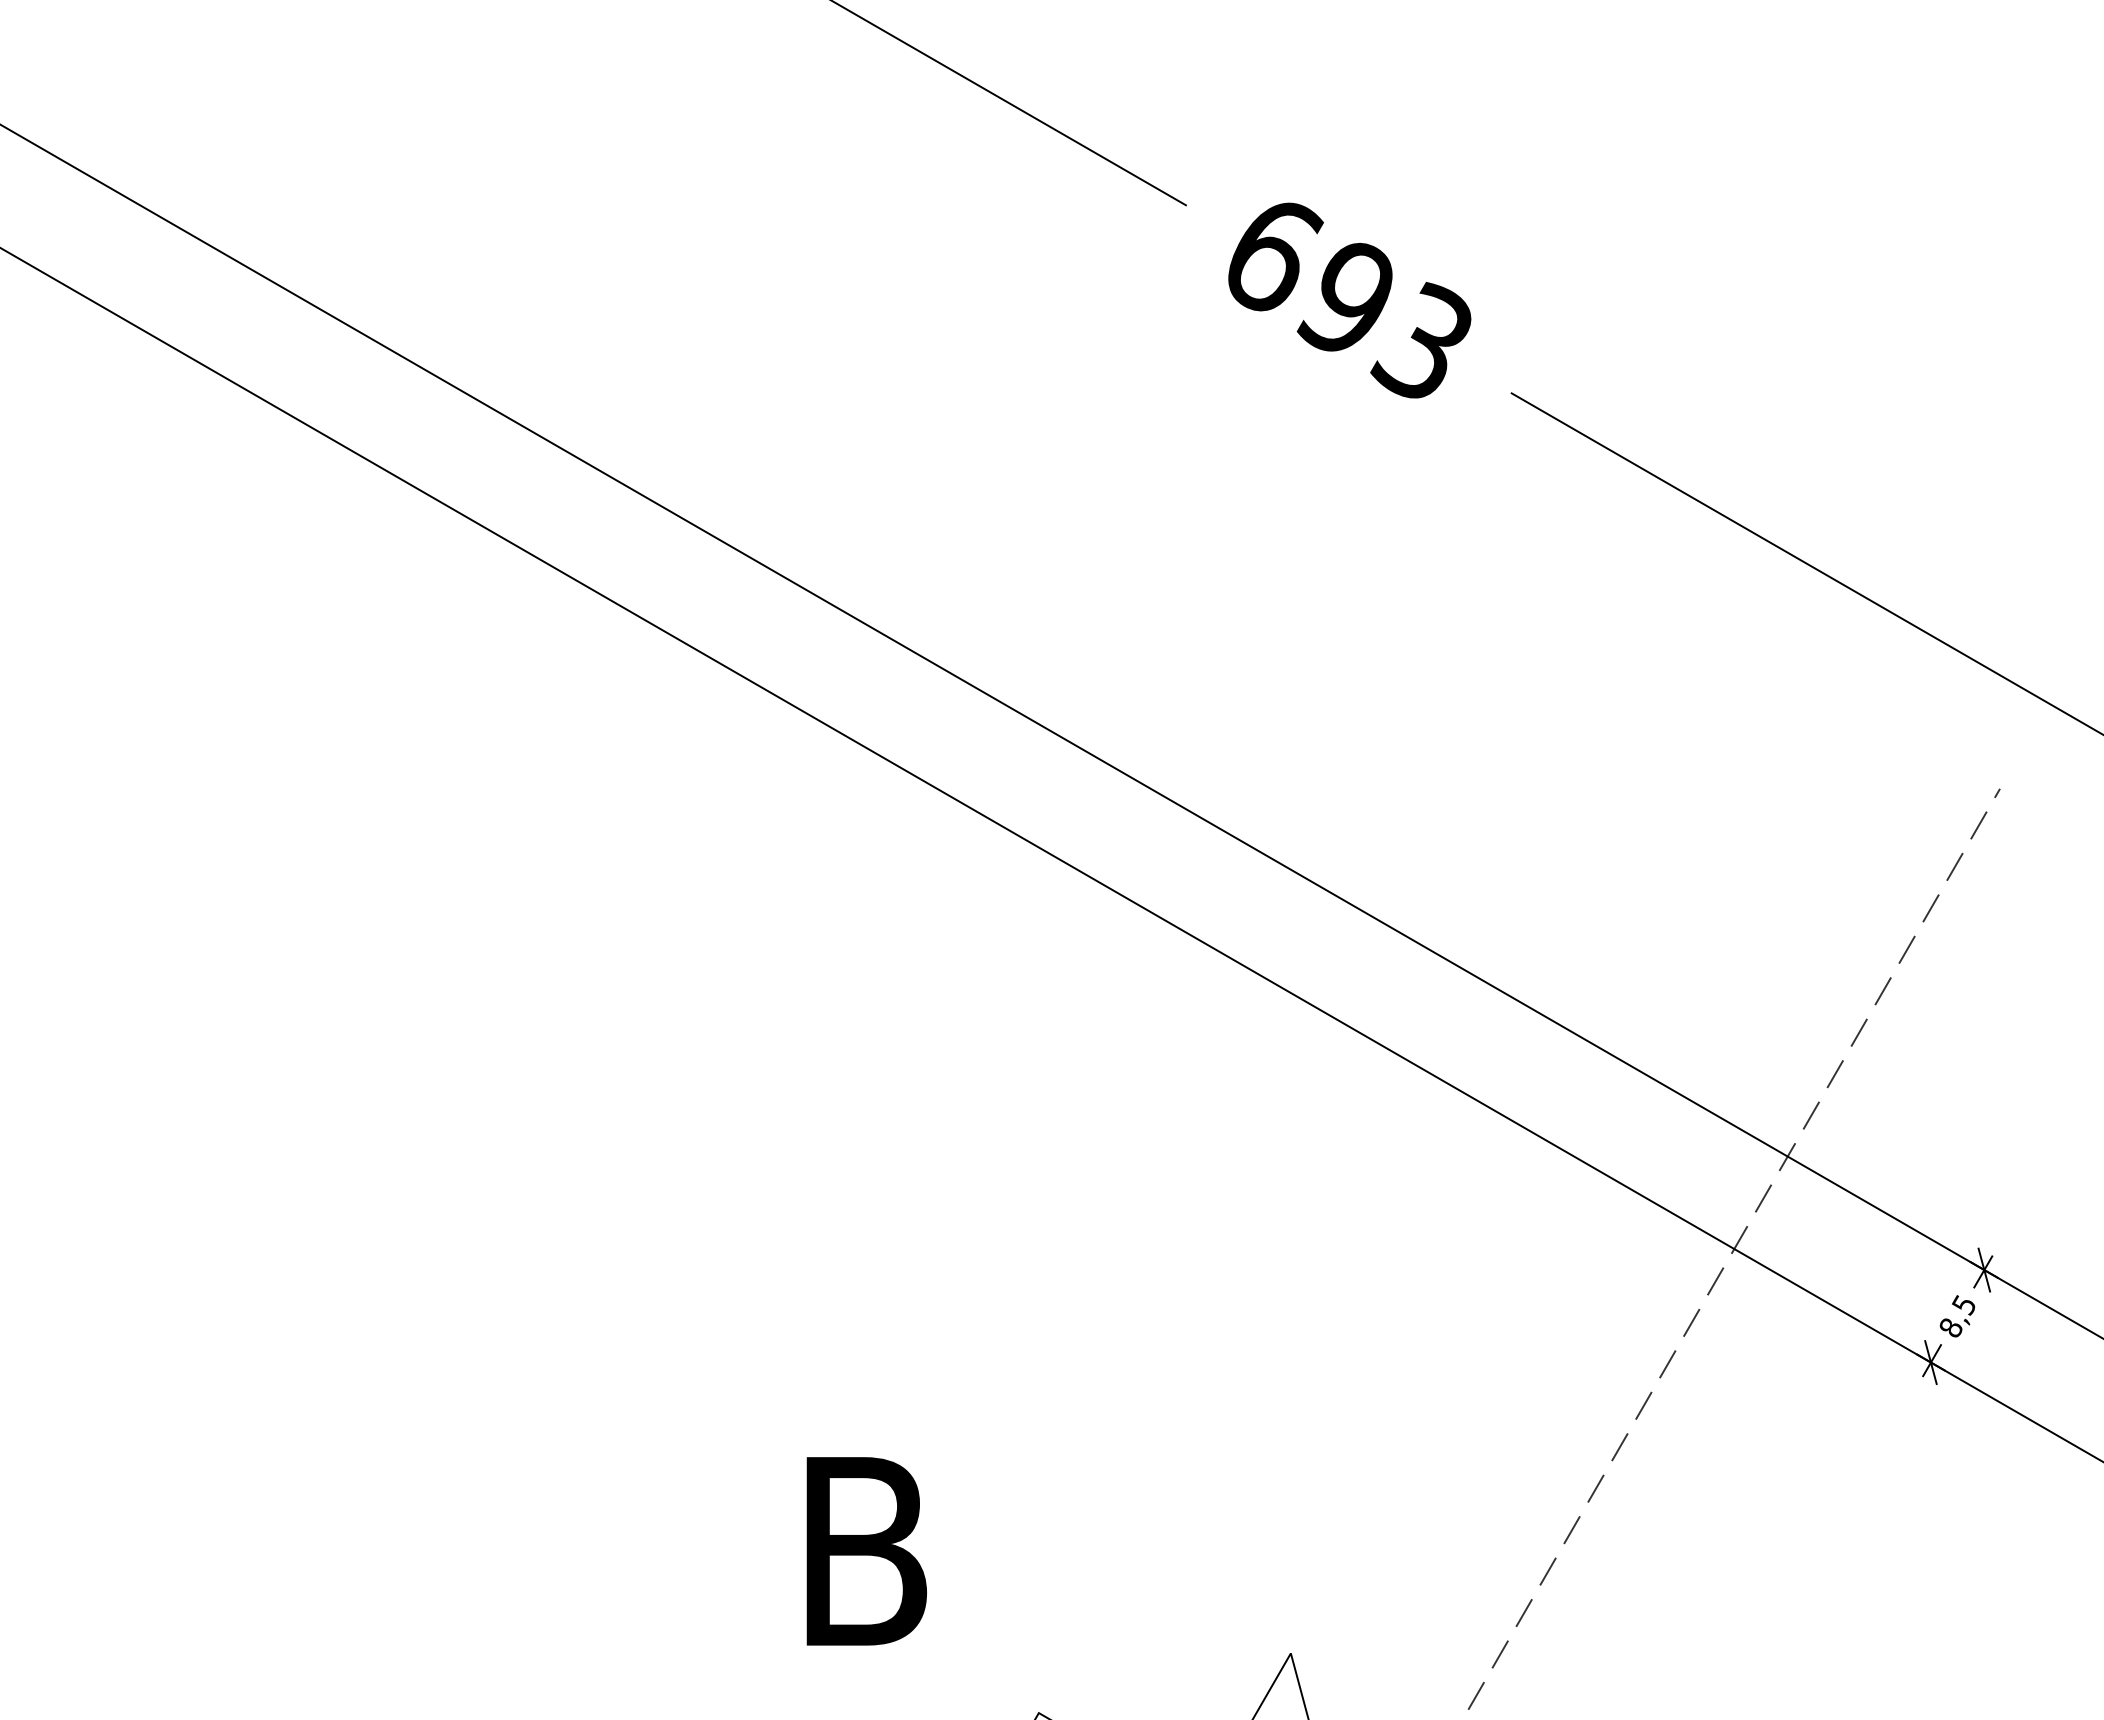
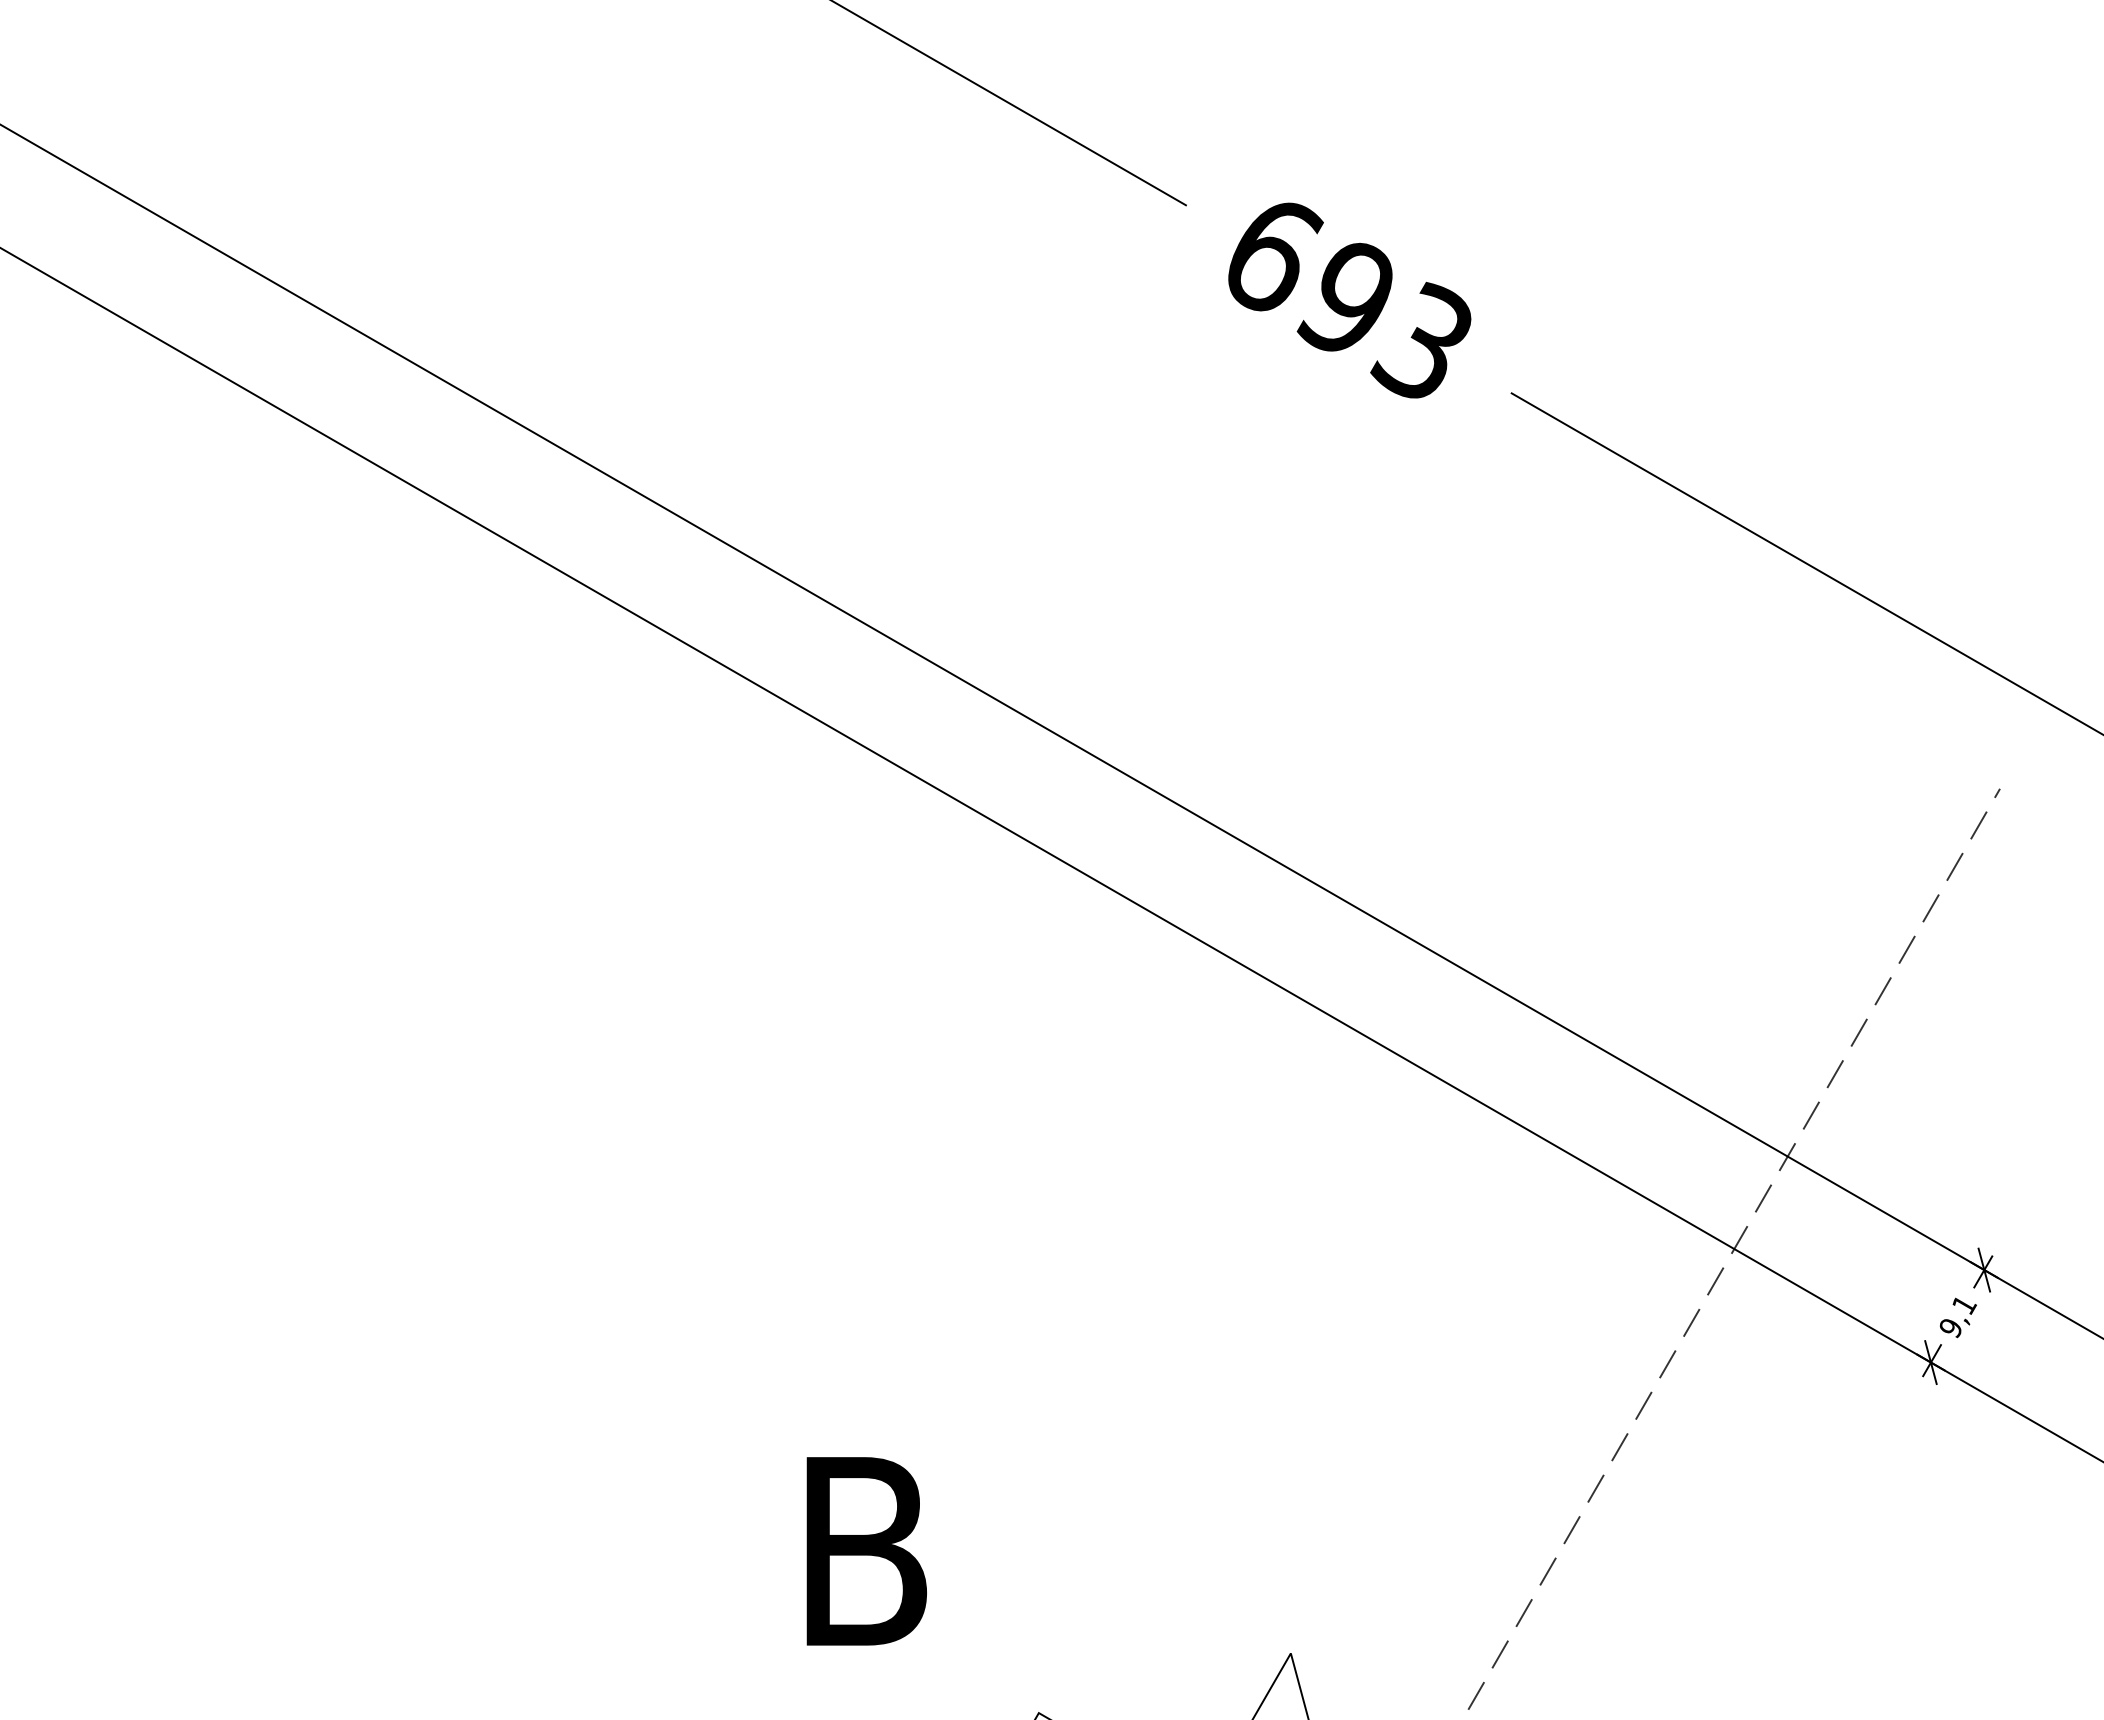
text: 8,5 -> 9,1 (1958, 1316)
